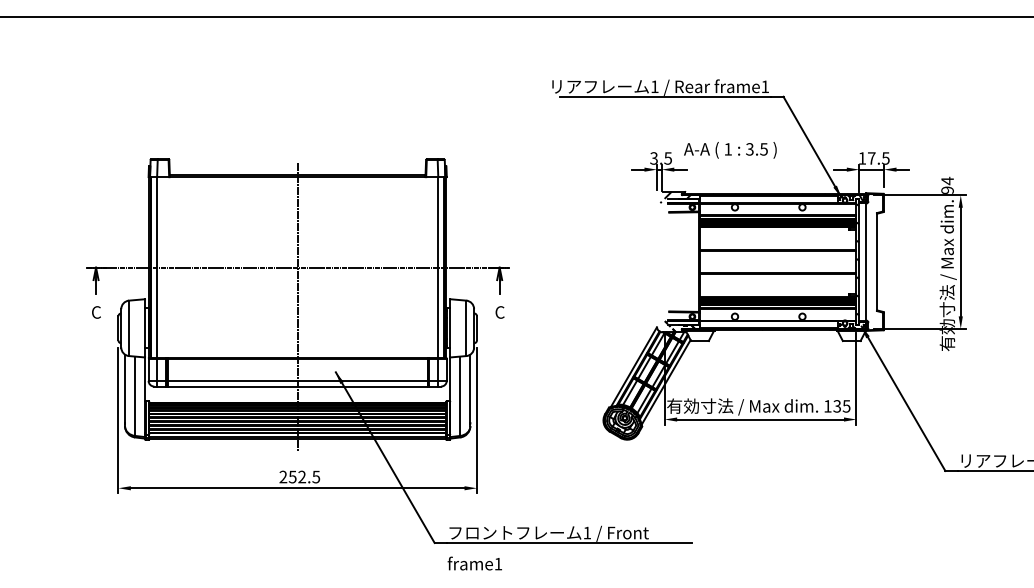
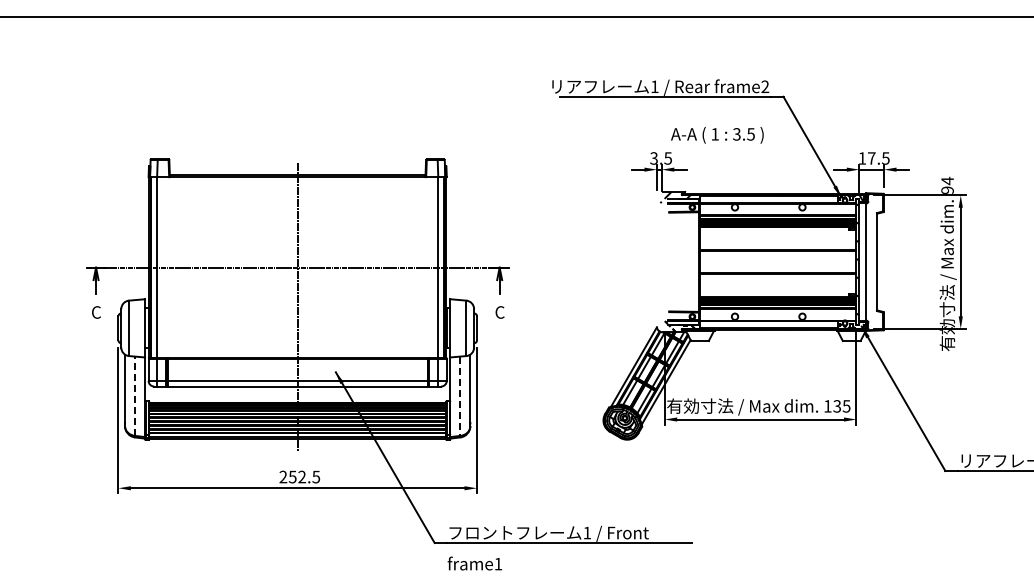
text: frame1 -> frame2 (765, 86)
text position: (730, 150) -> (717, 135) (717, 135)
line: solid -> dashed (135, 396)
line: solid -> dashed (459, 396)
